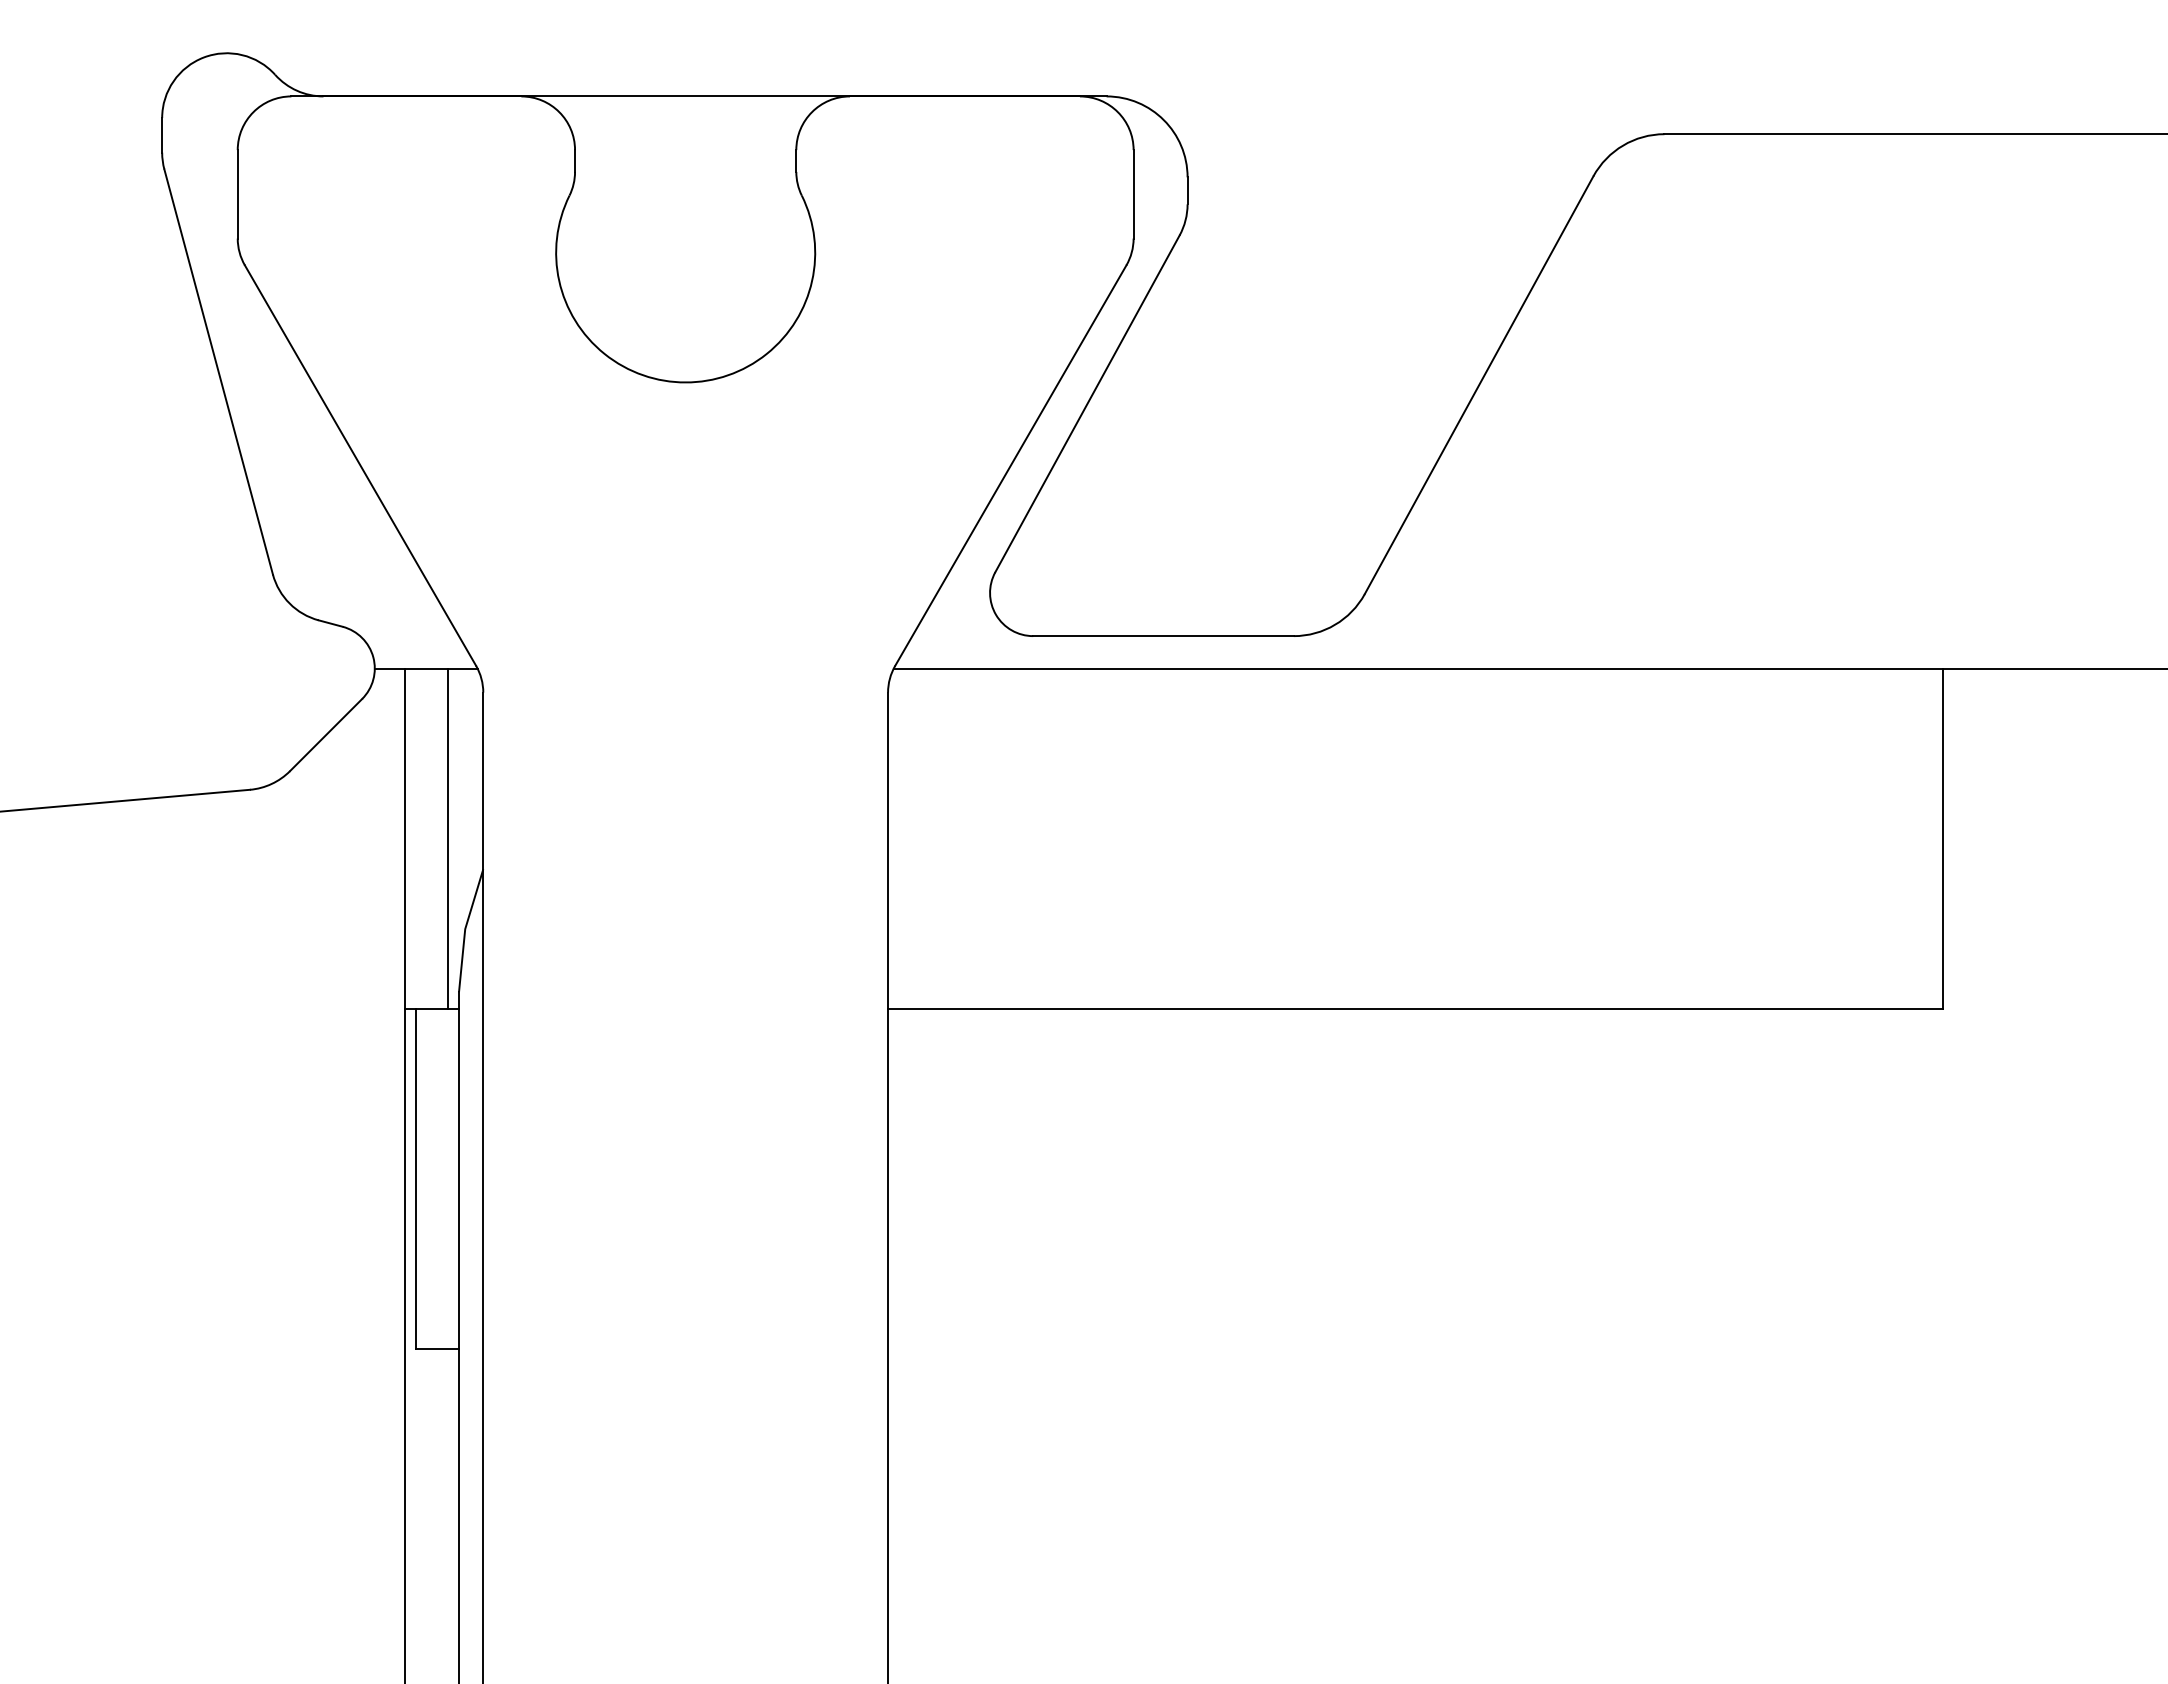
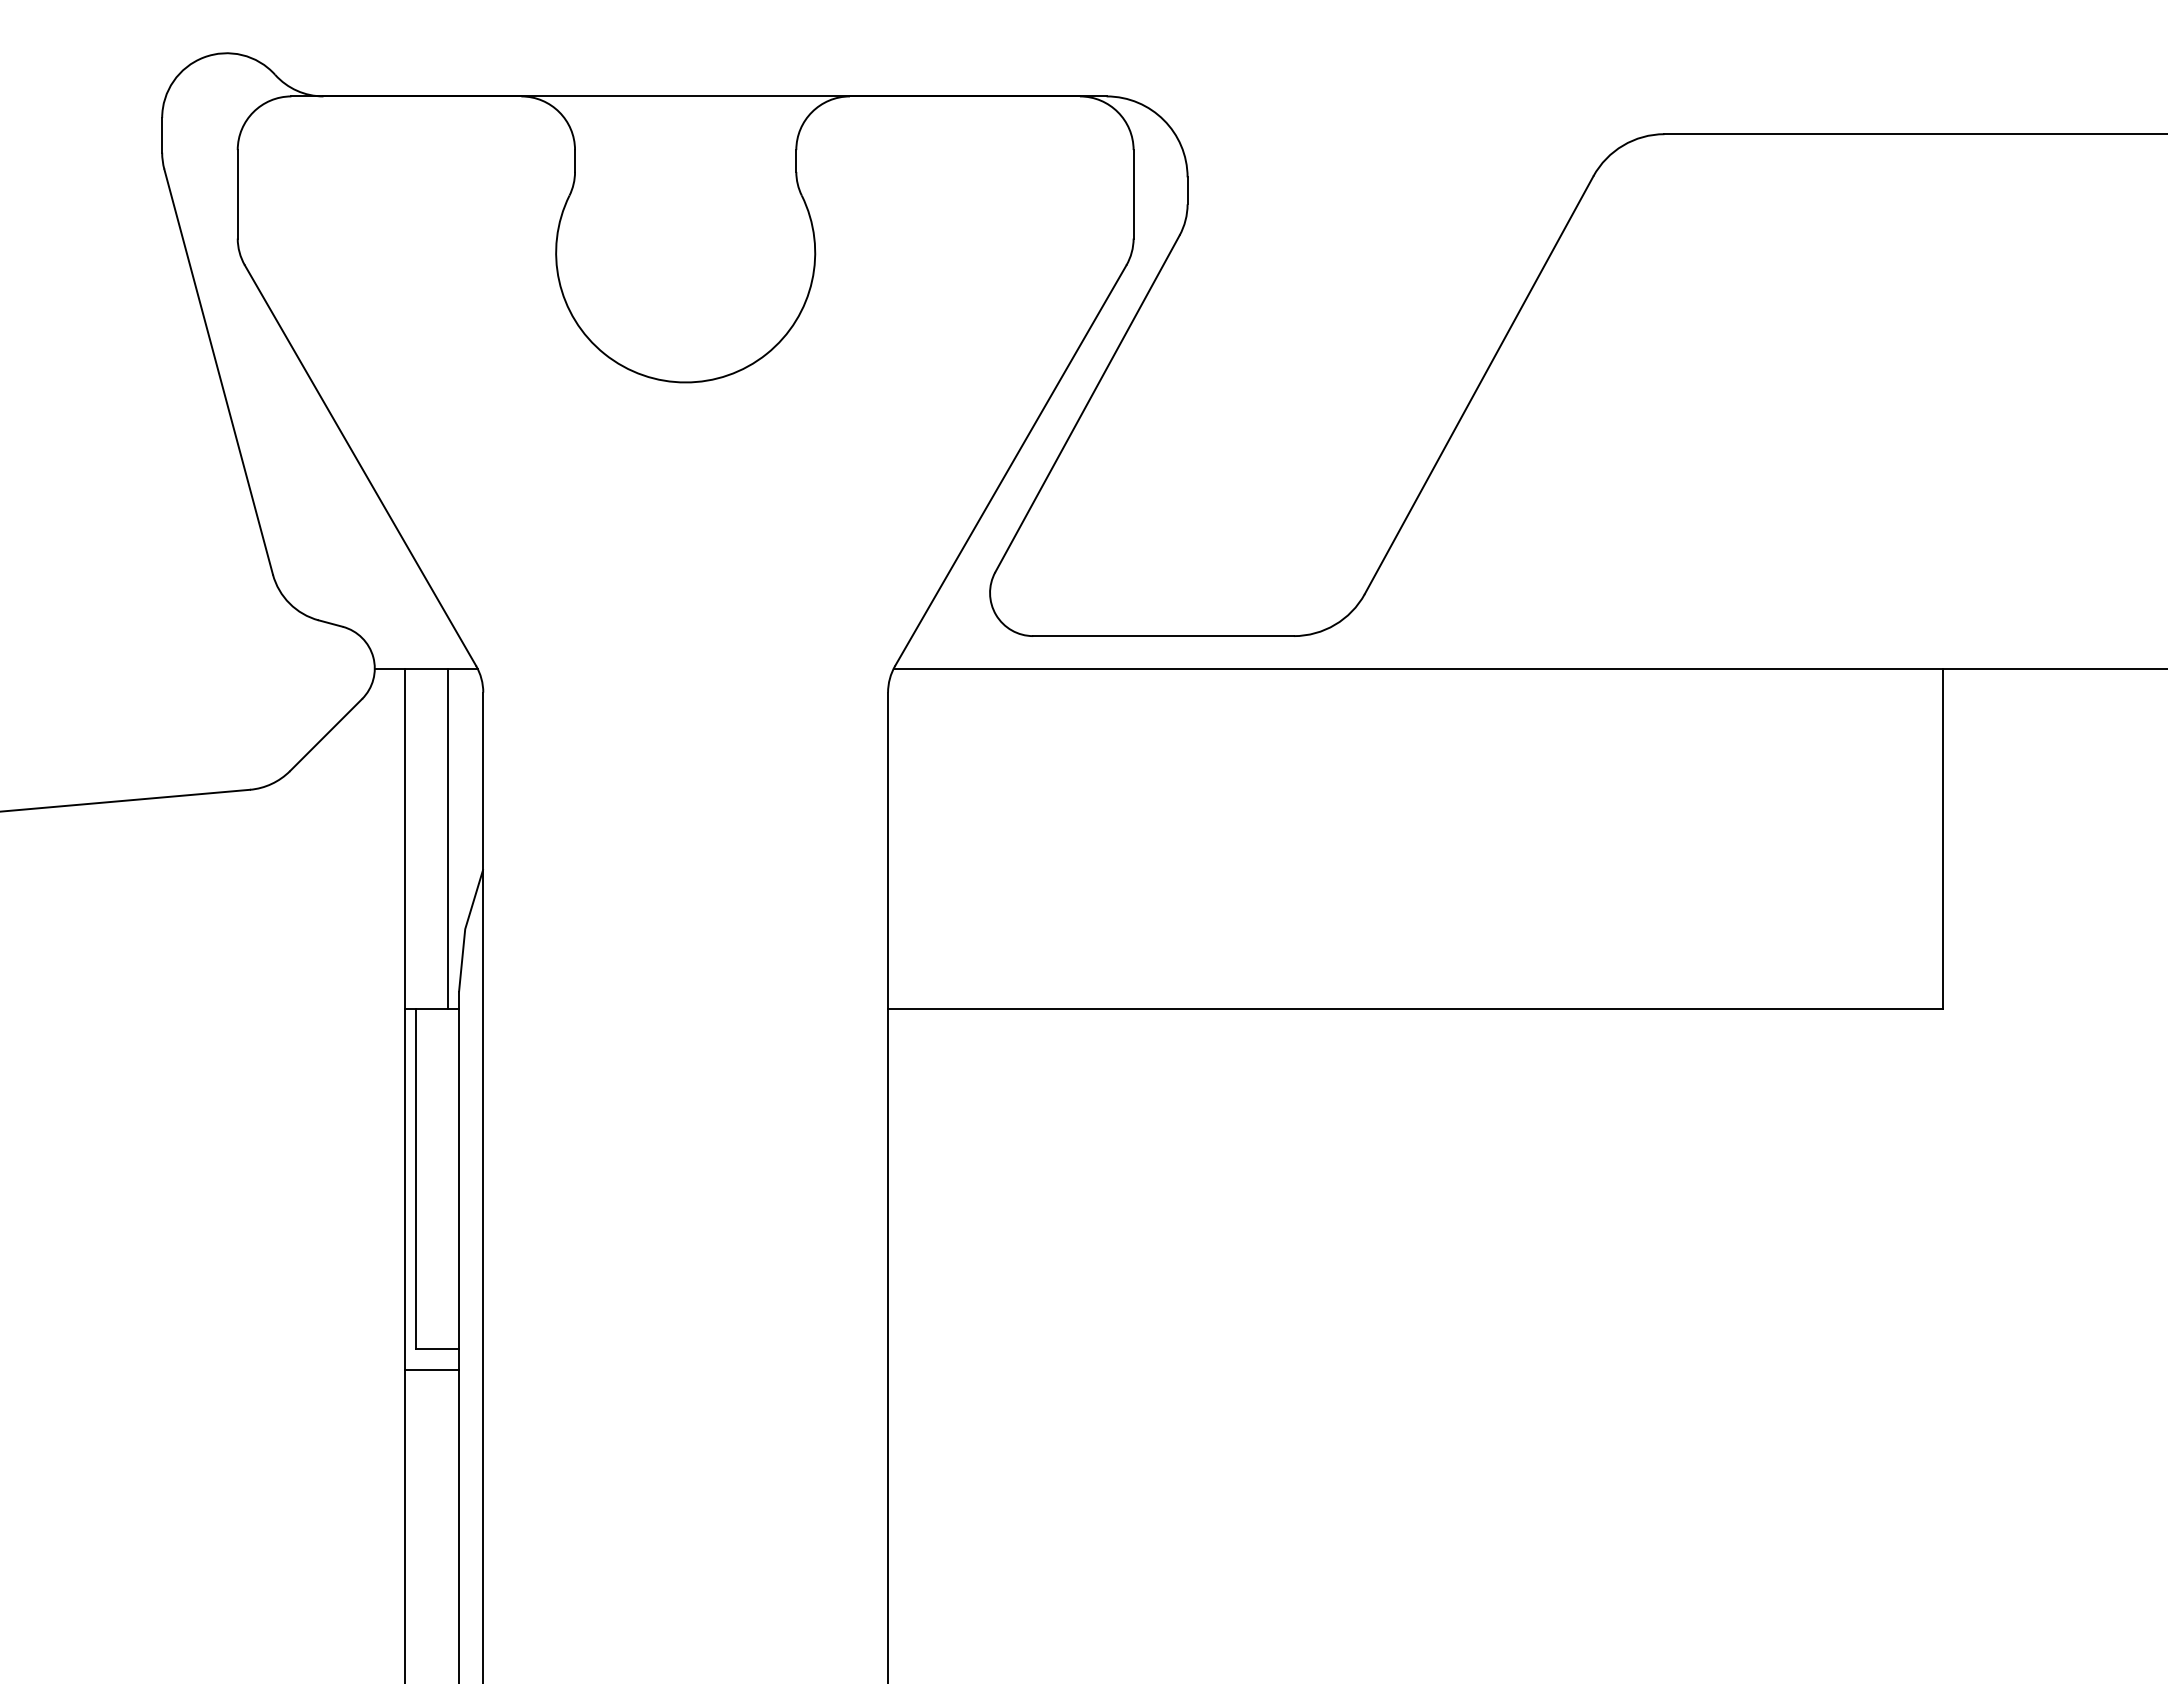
line: none -> present (432, 1370)
